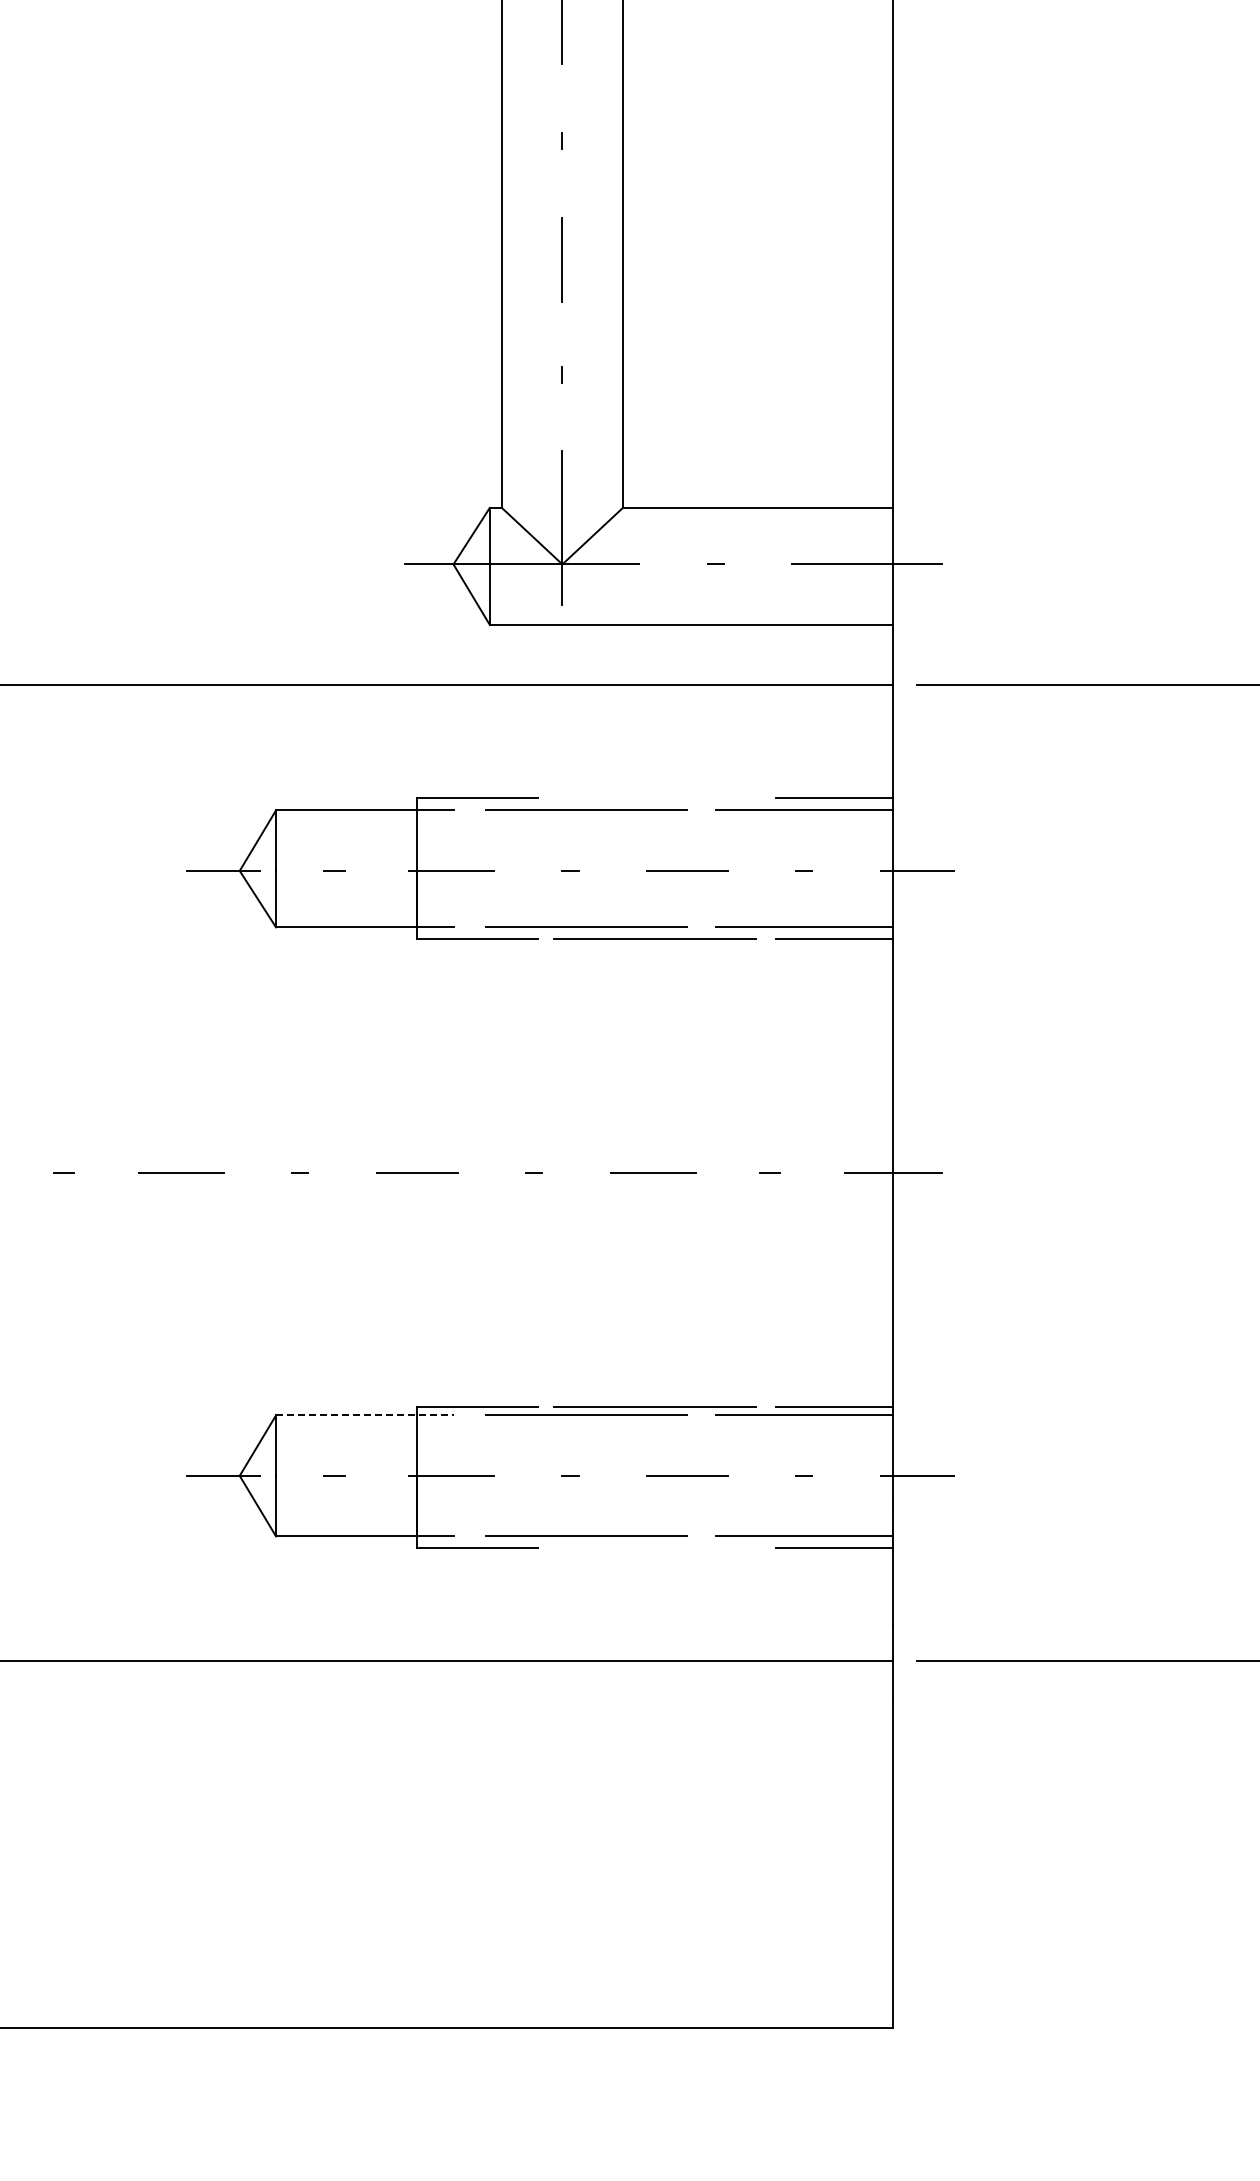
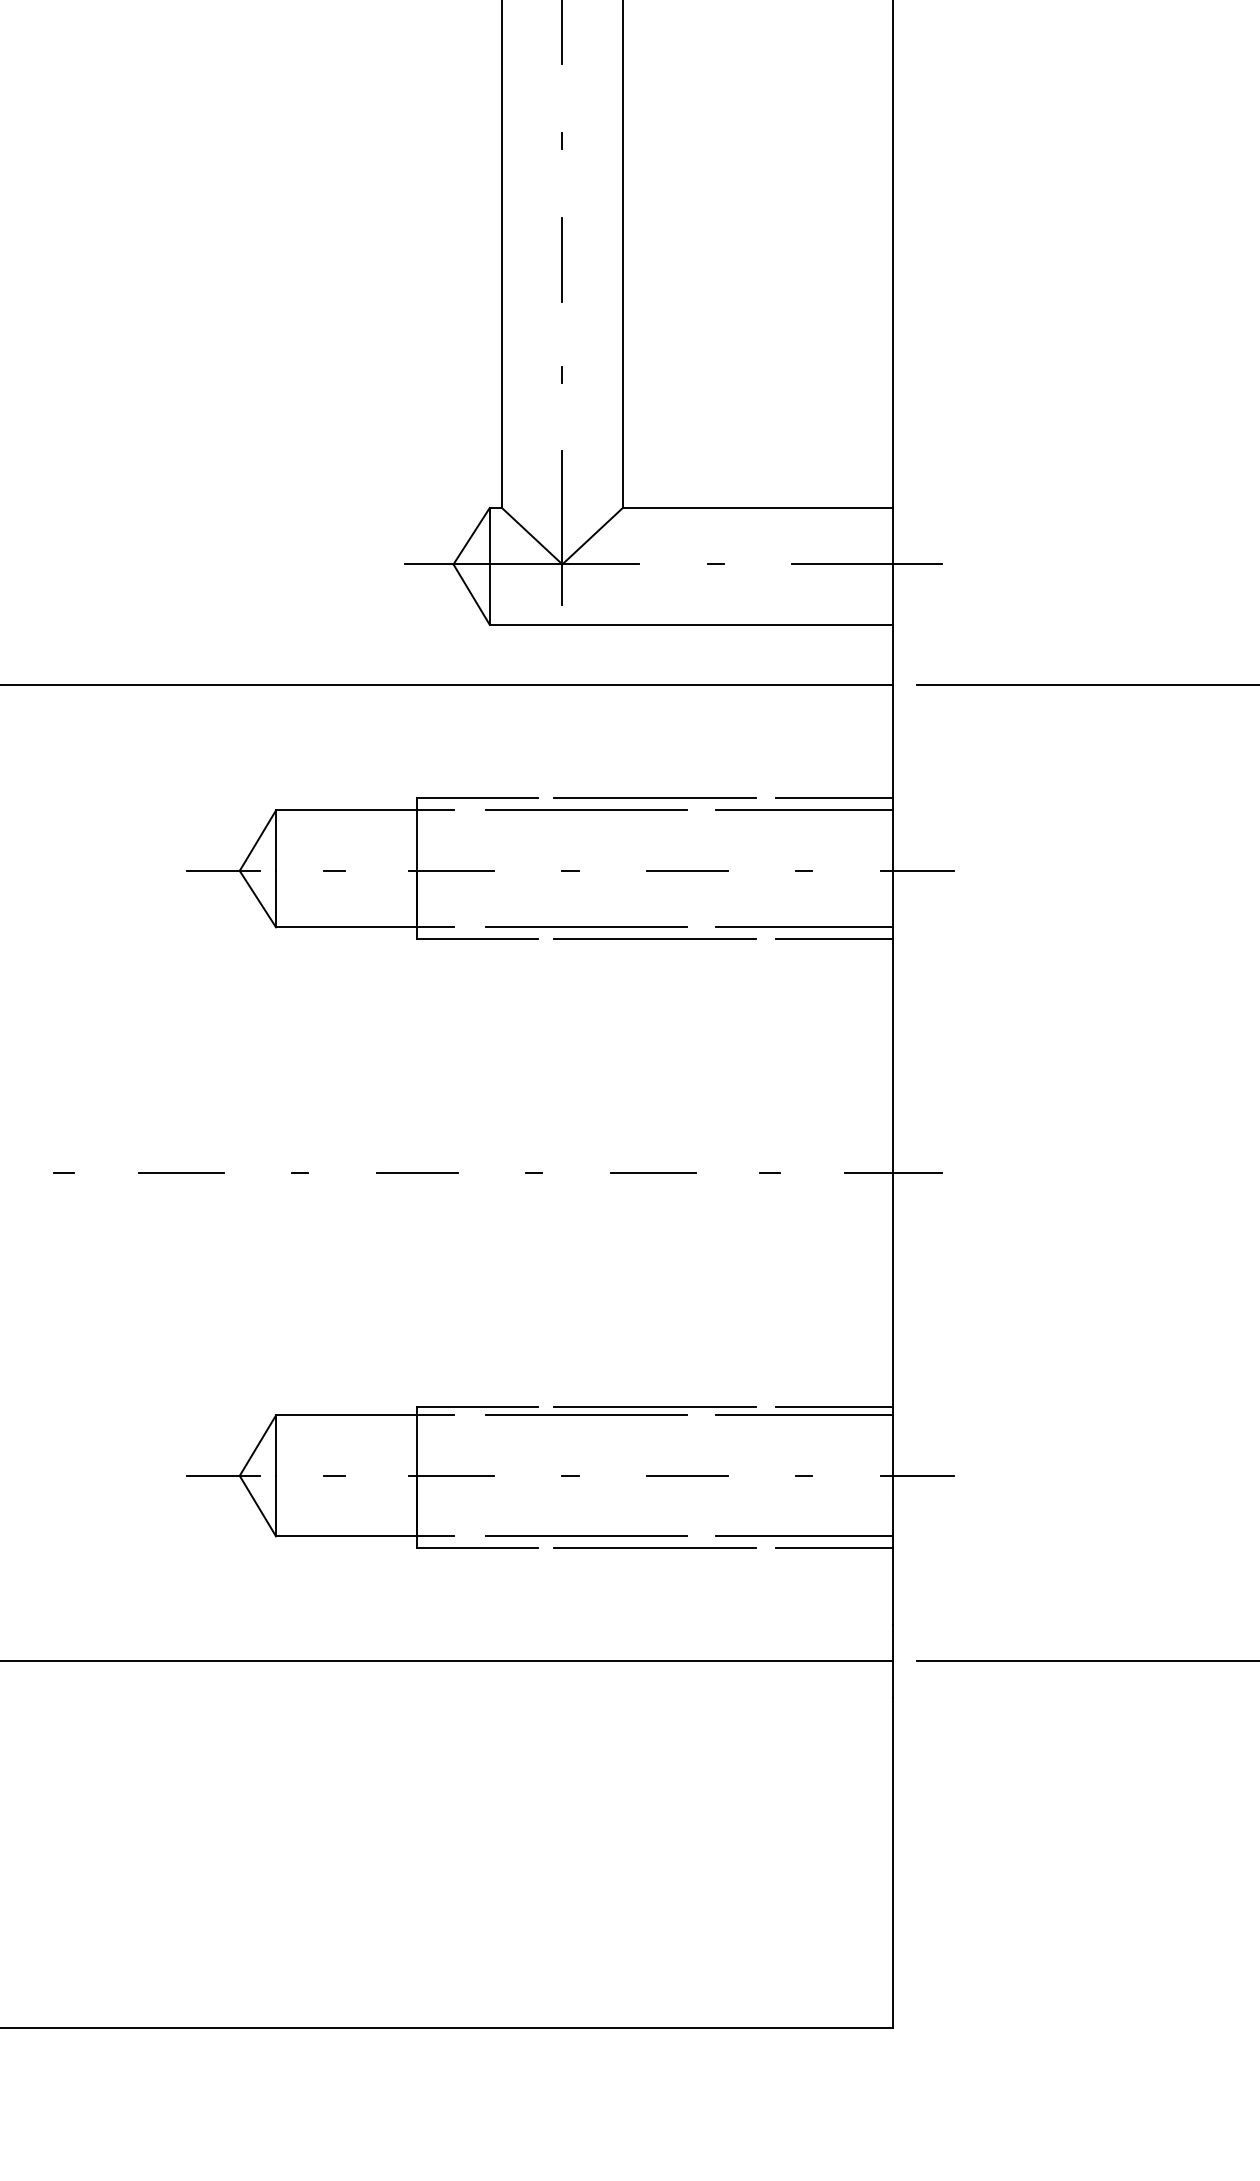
line: none -> present (654, 797)
line: dashed -> solid (364, 1415)
line: none -> present (654, 1548)
